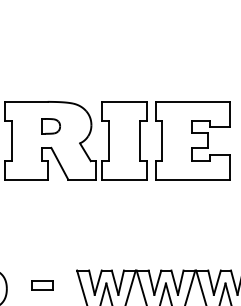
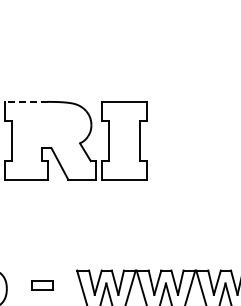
line: solid -> dashed (26, 101)
part: present -> none (50, 126)
part: present -> none (192, 140)
